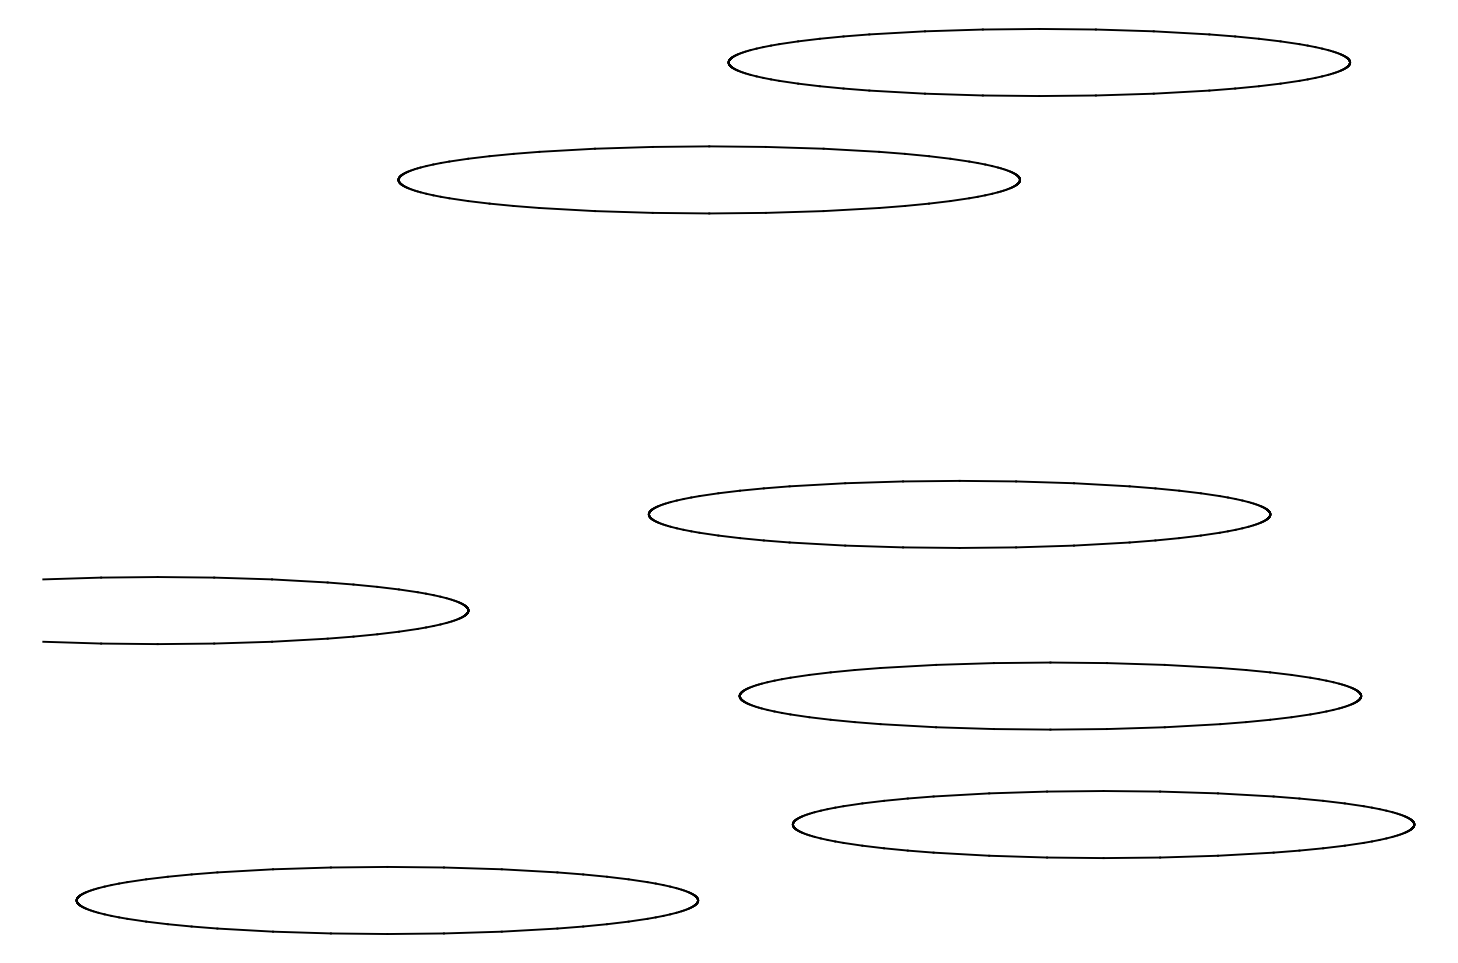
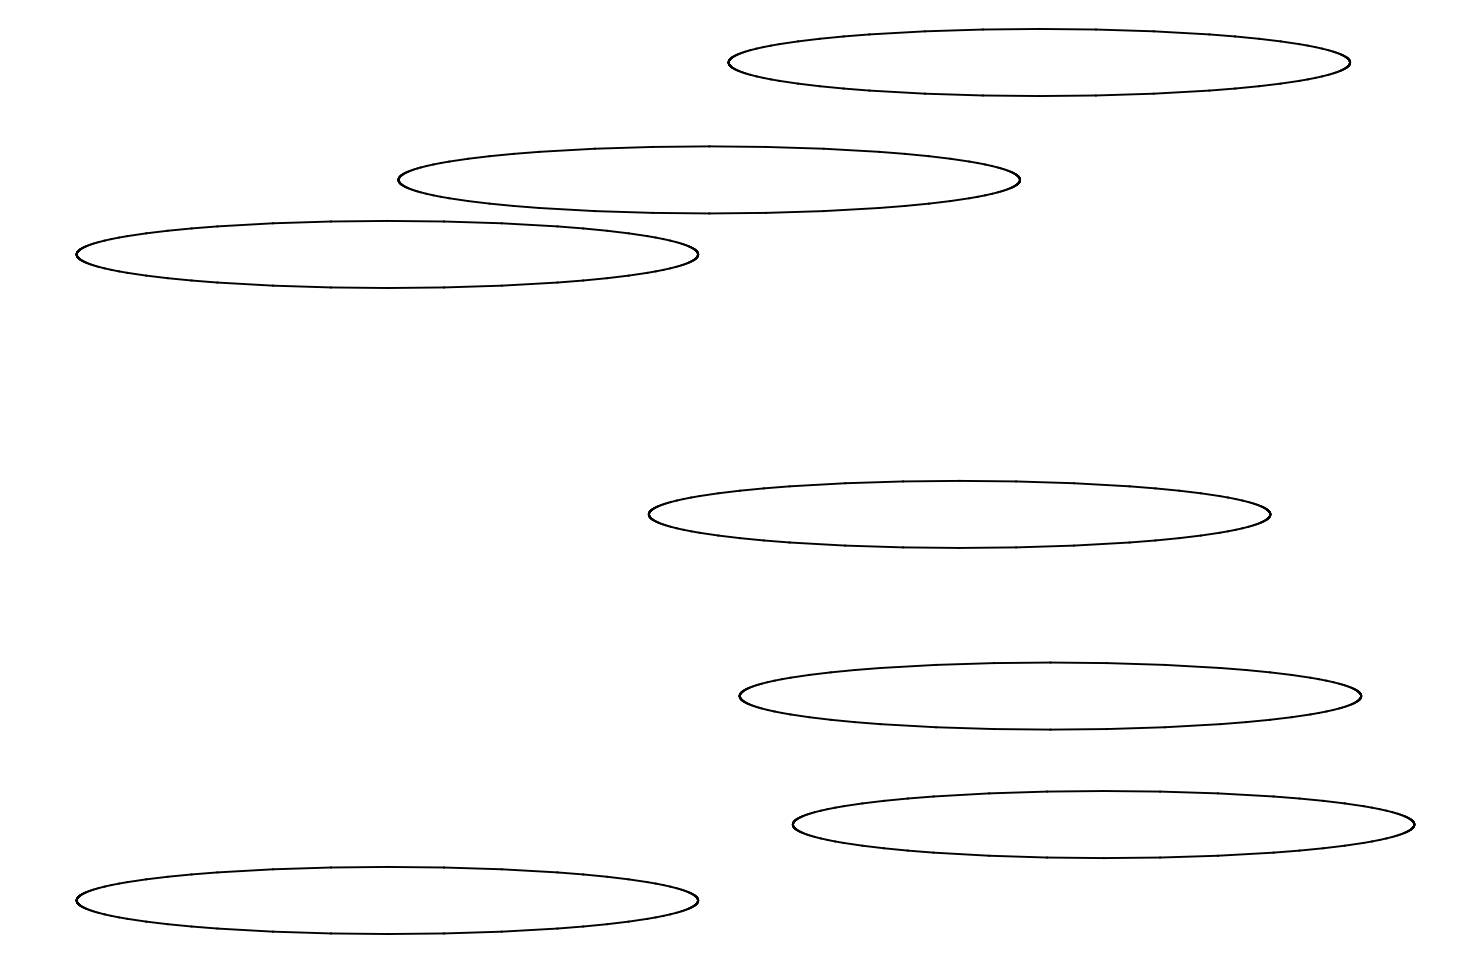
part: none -> present (387, 254)
part: present -> none (255, 579)
